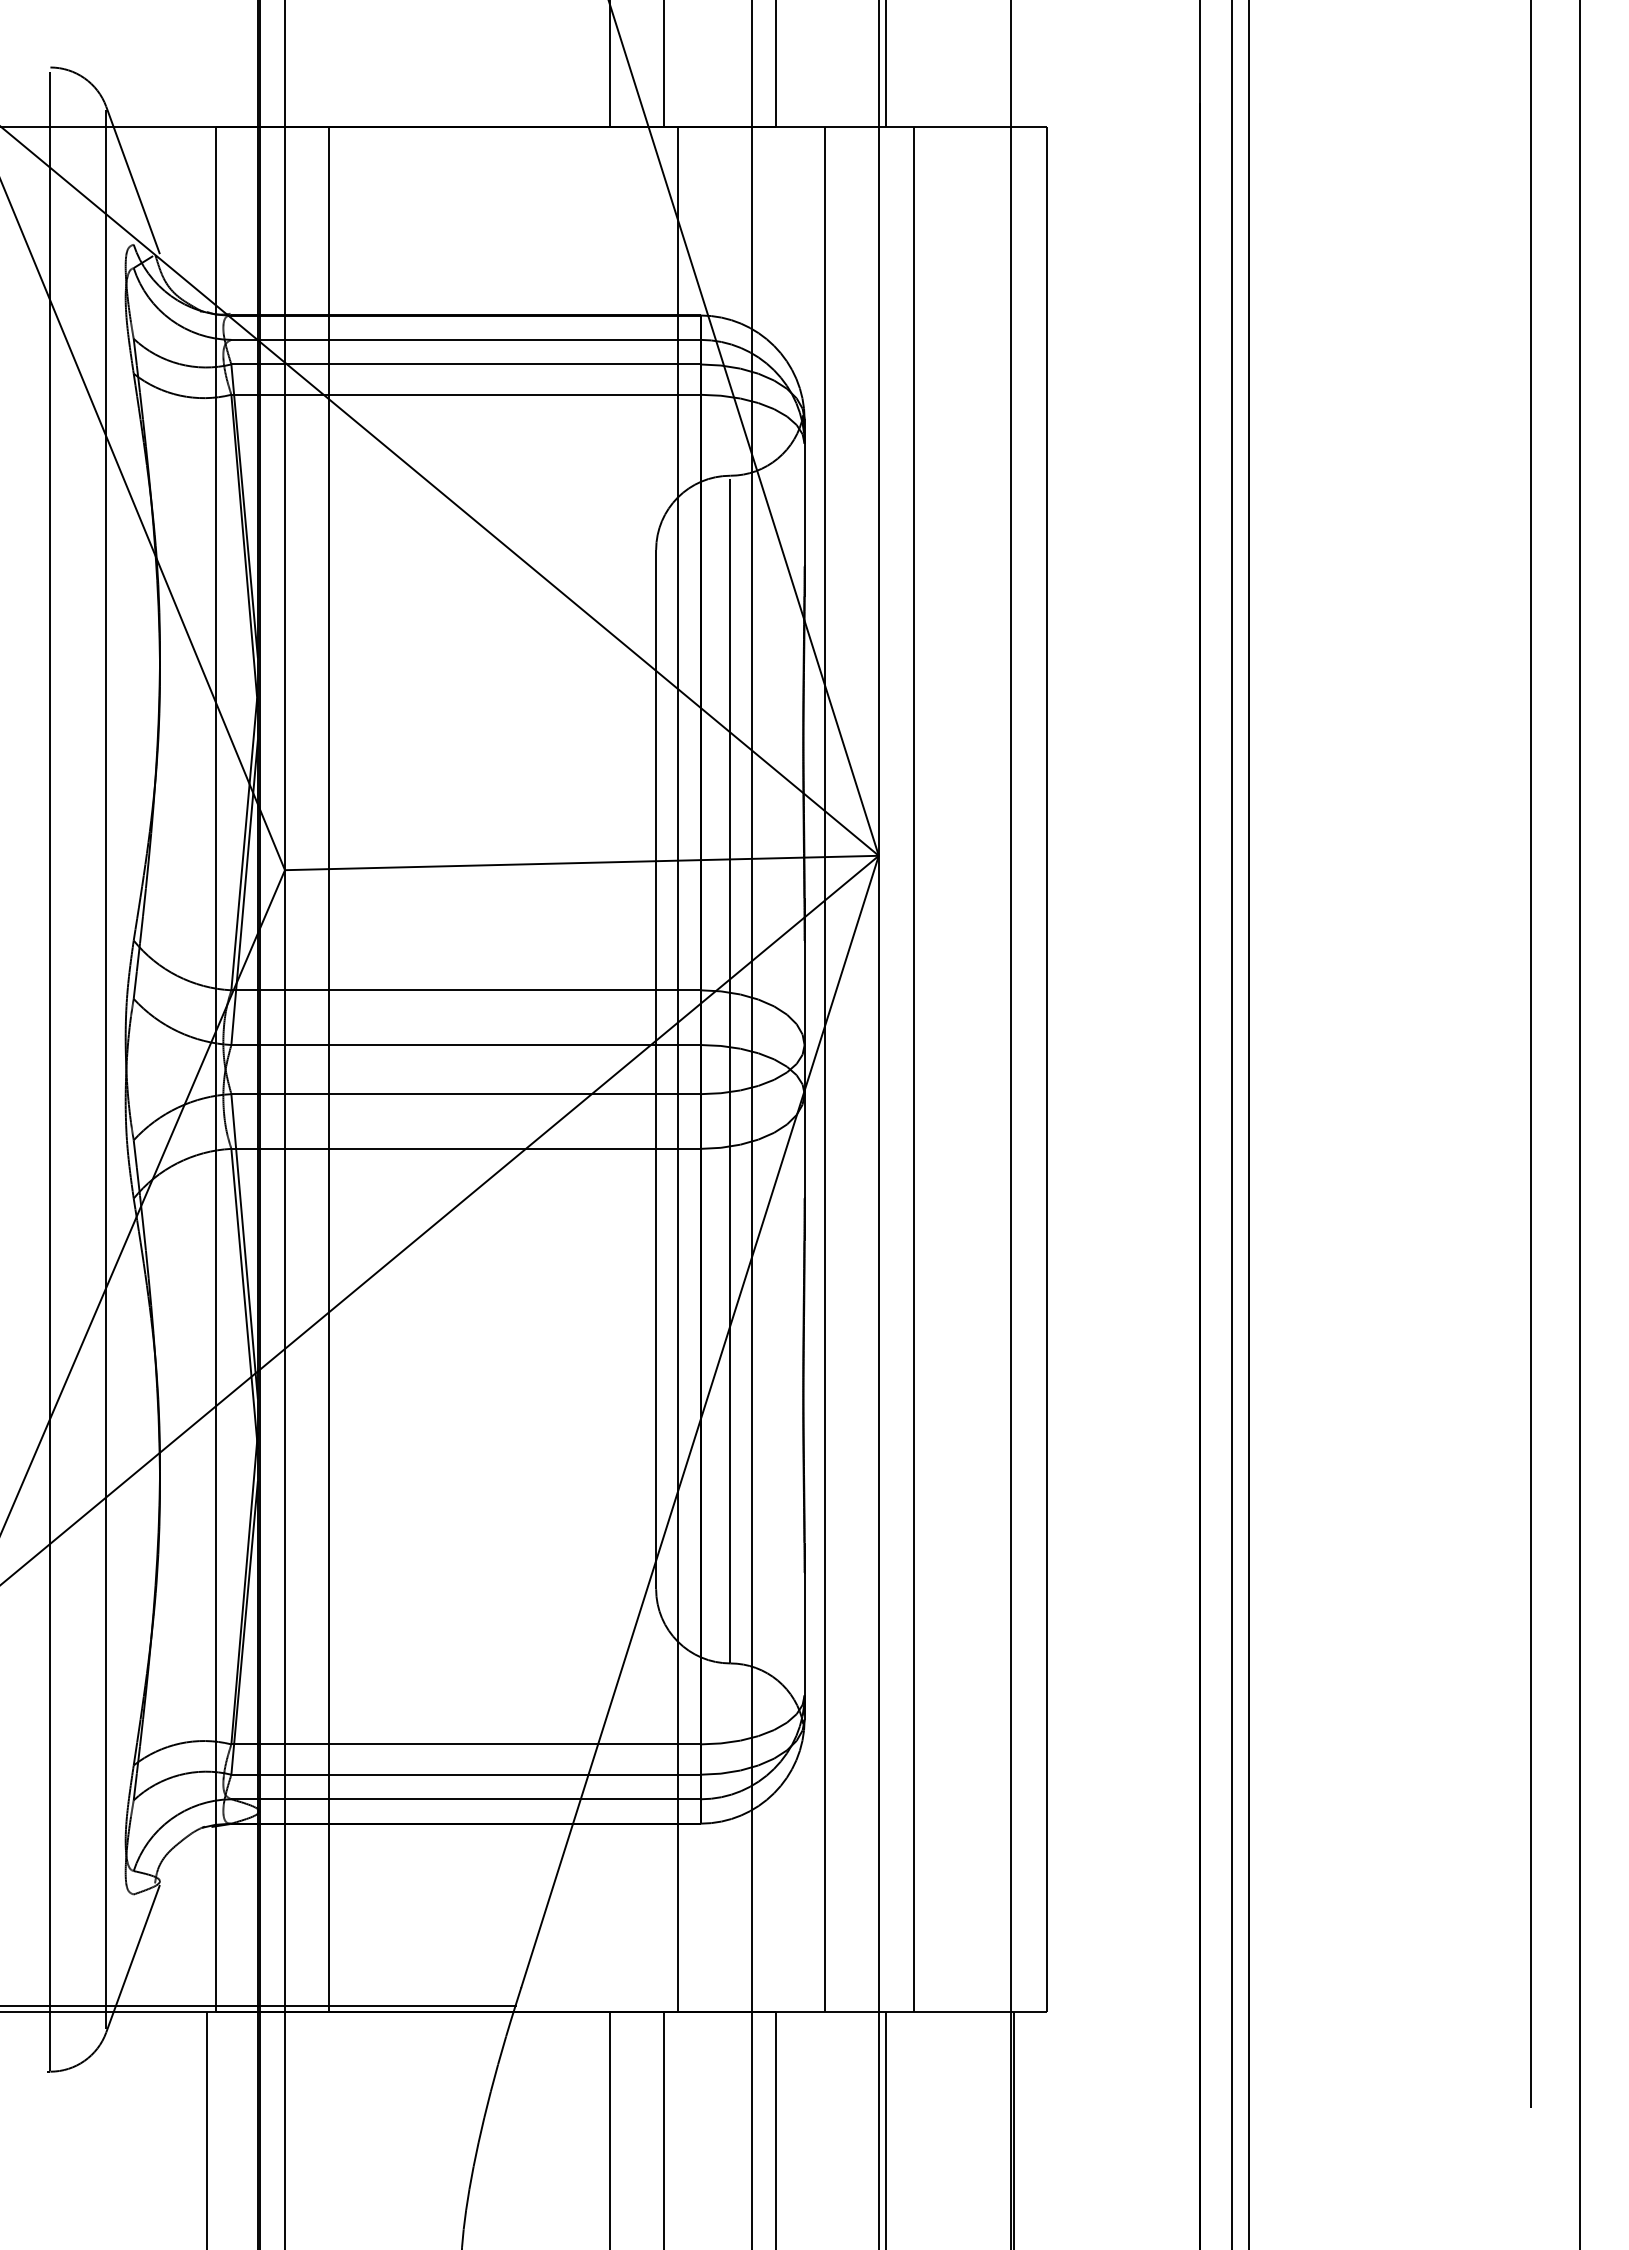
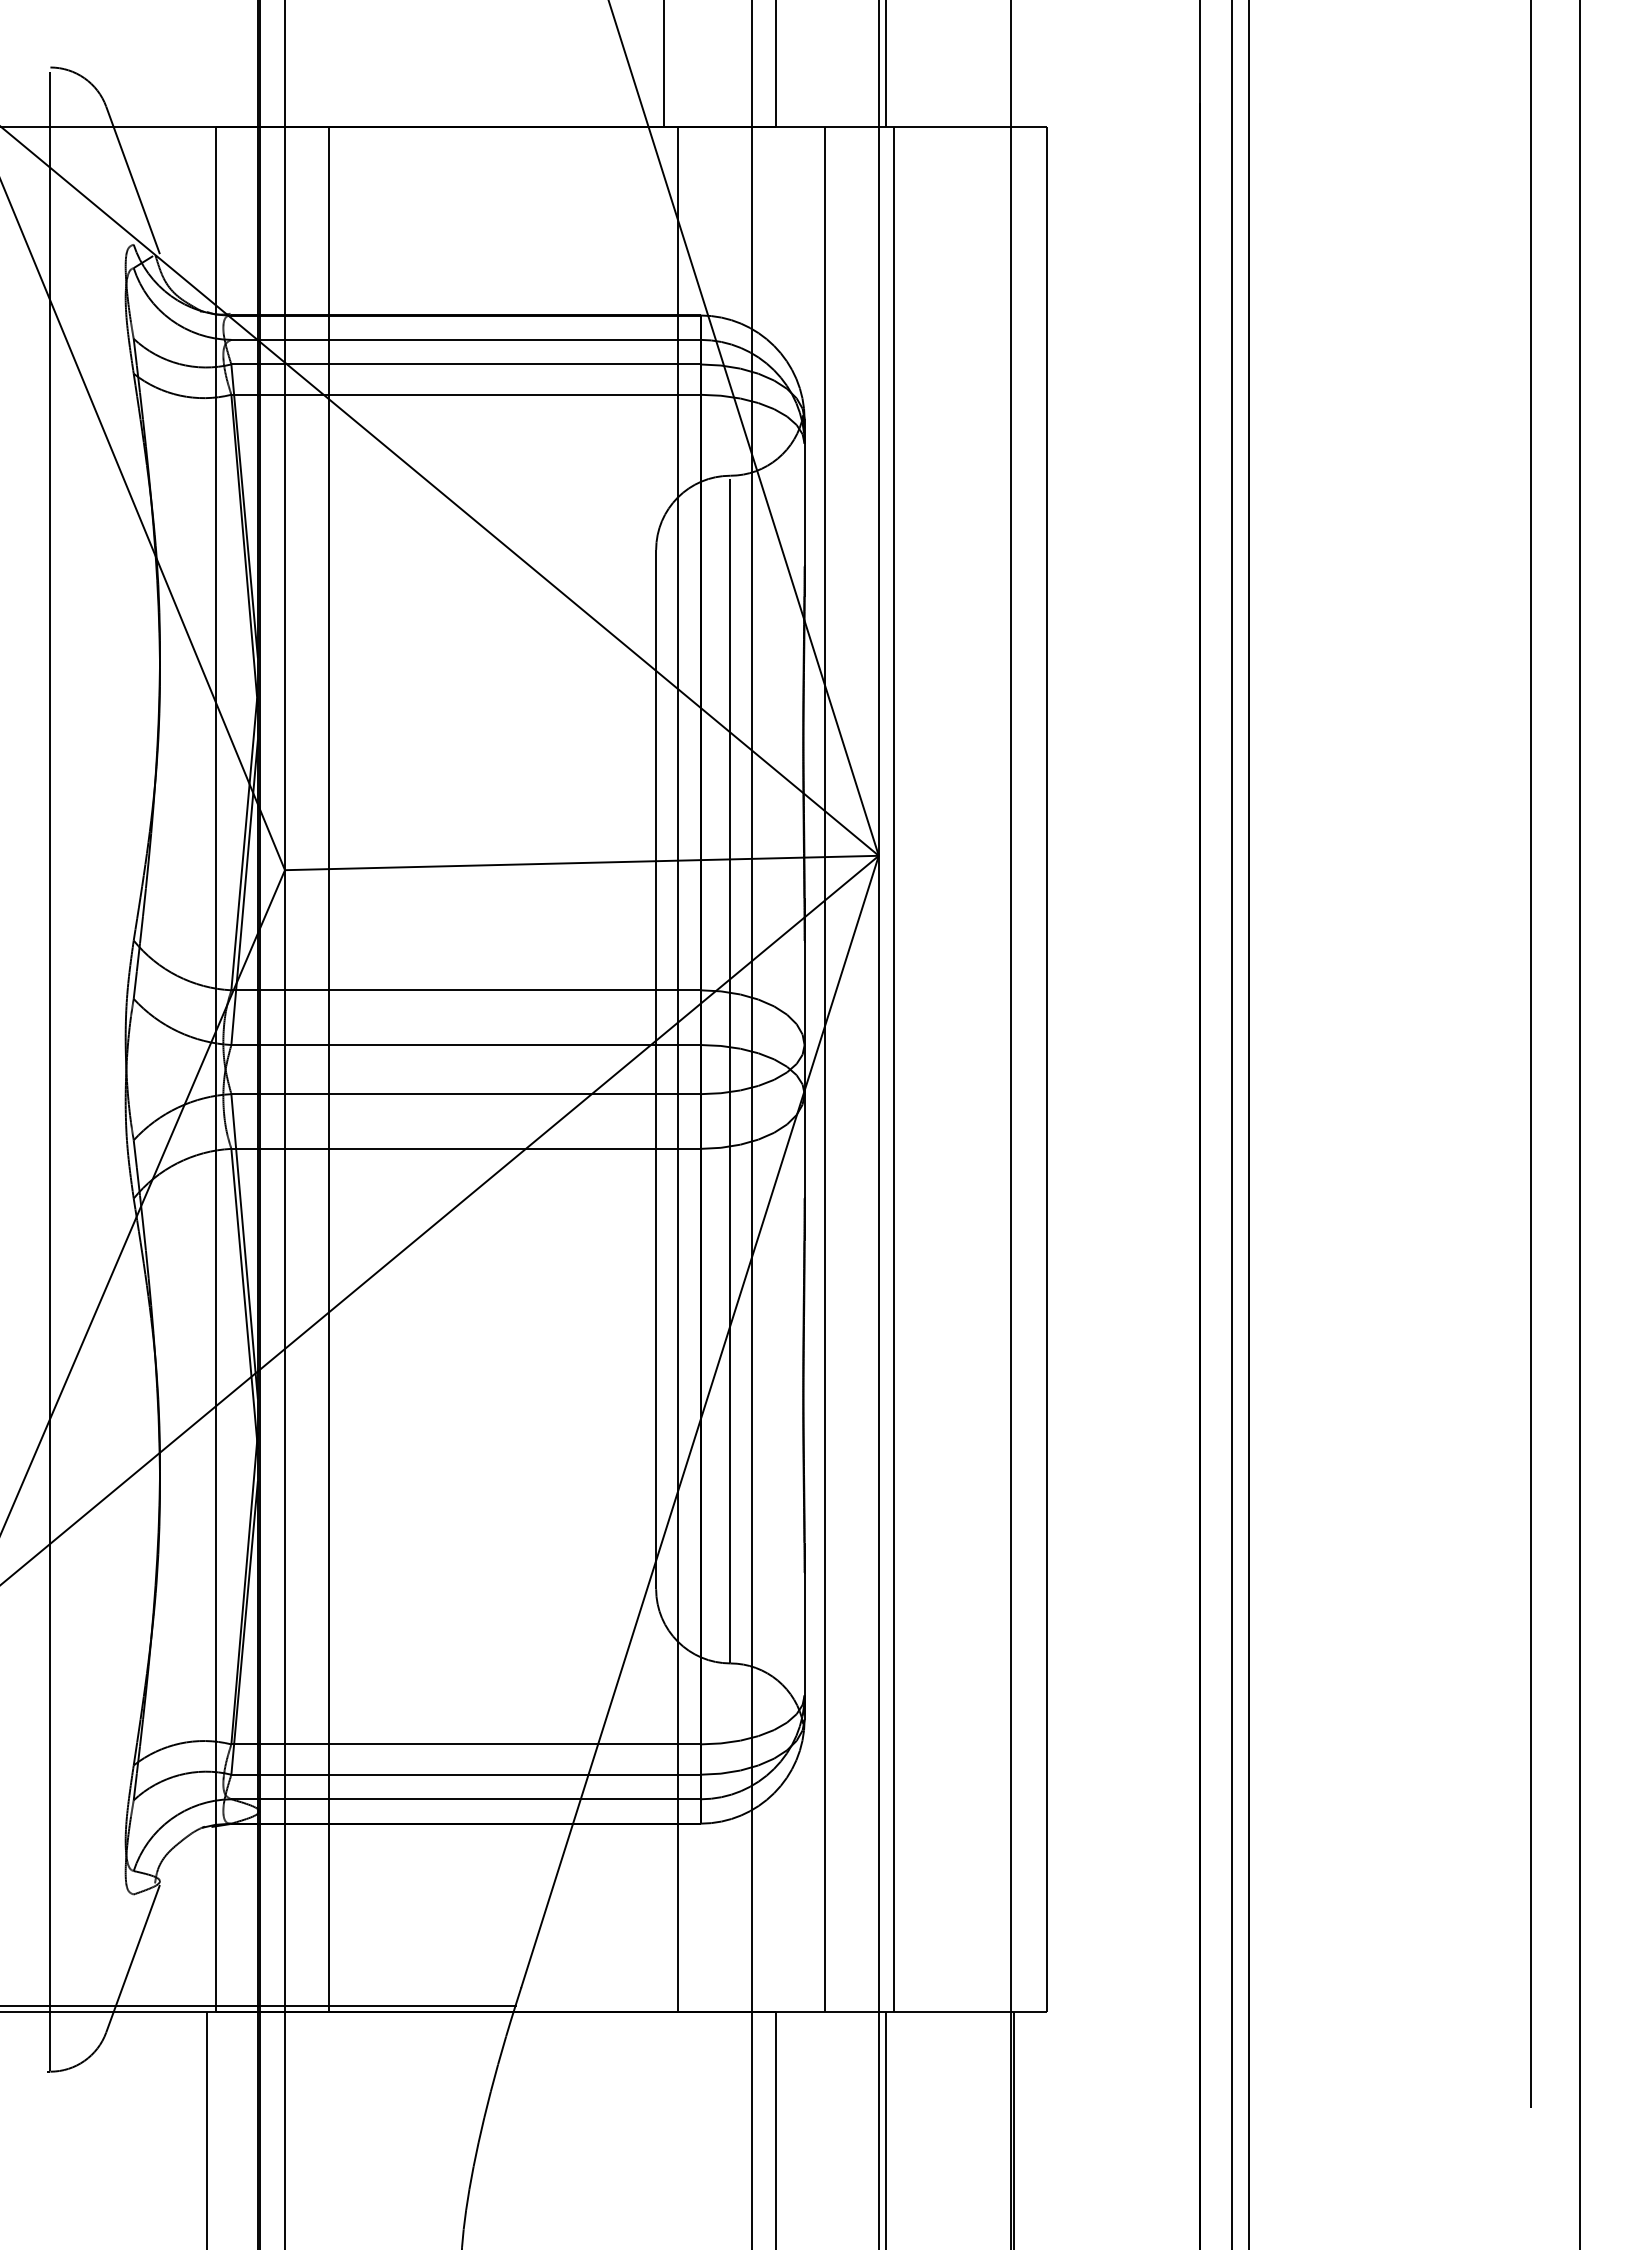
line: present -> none (609, 64)
line: present -> none (106, 1069)
line position: (914, 1069) -> (894, 1069) (894, 1069)
line: present -> none (609, 2129)
line: present -> none (664, 2129)
